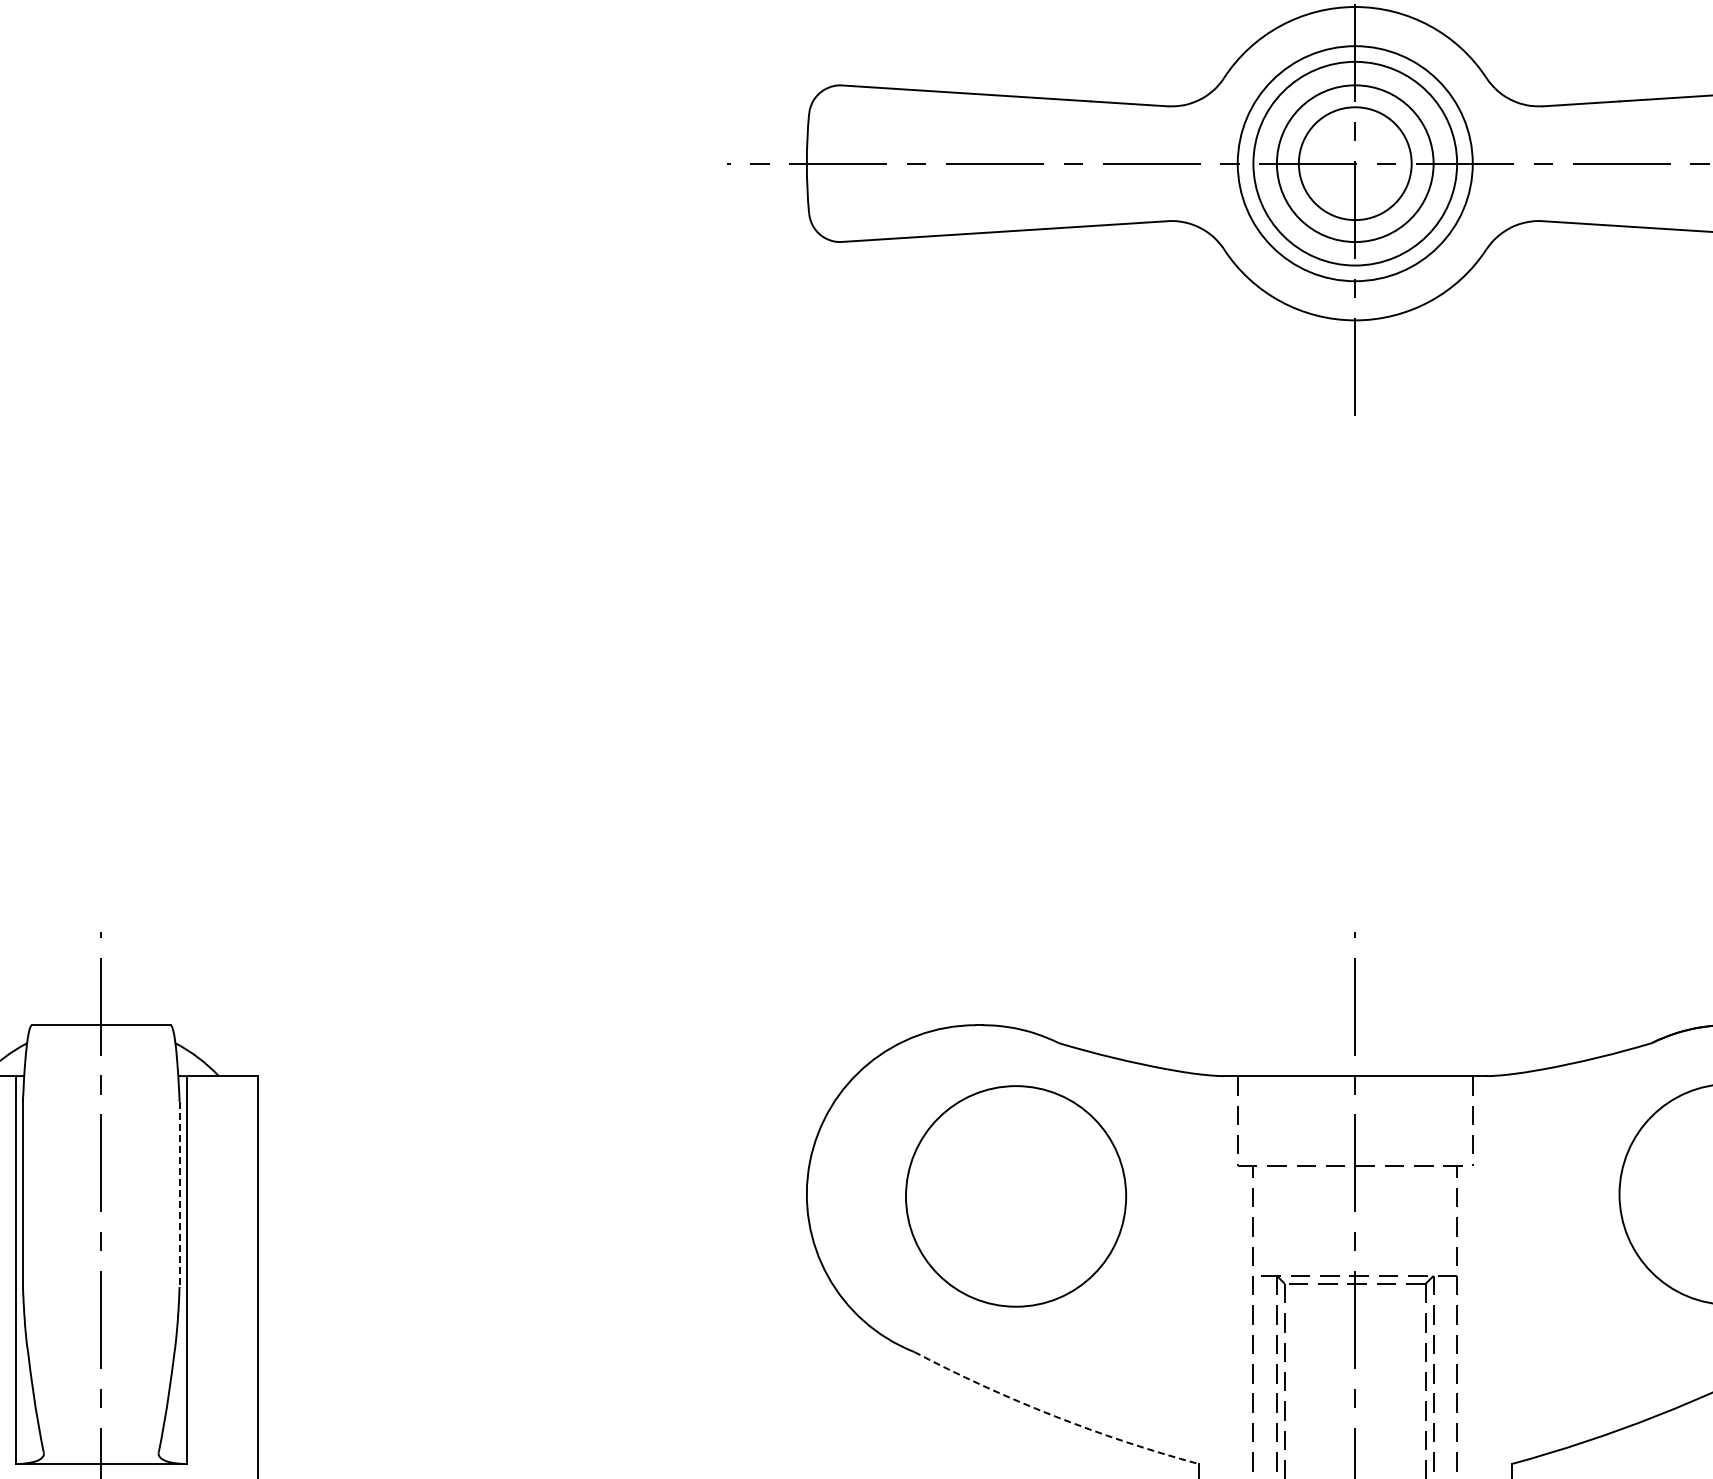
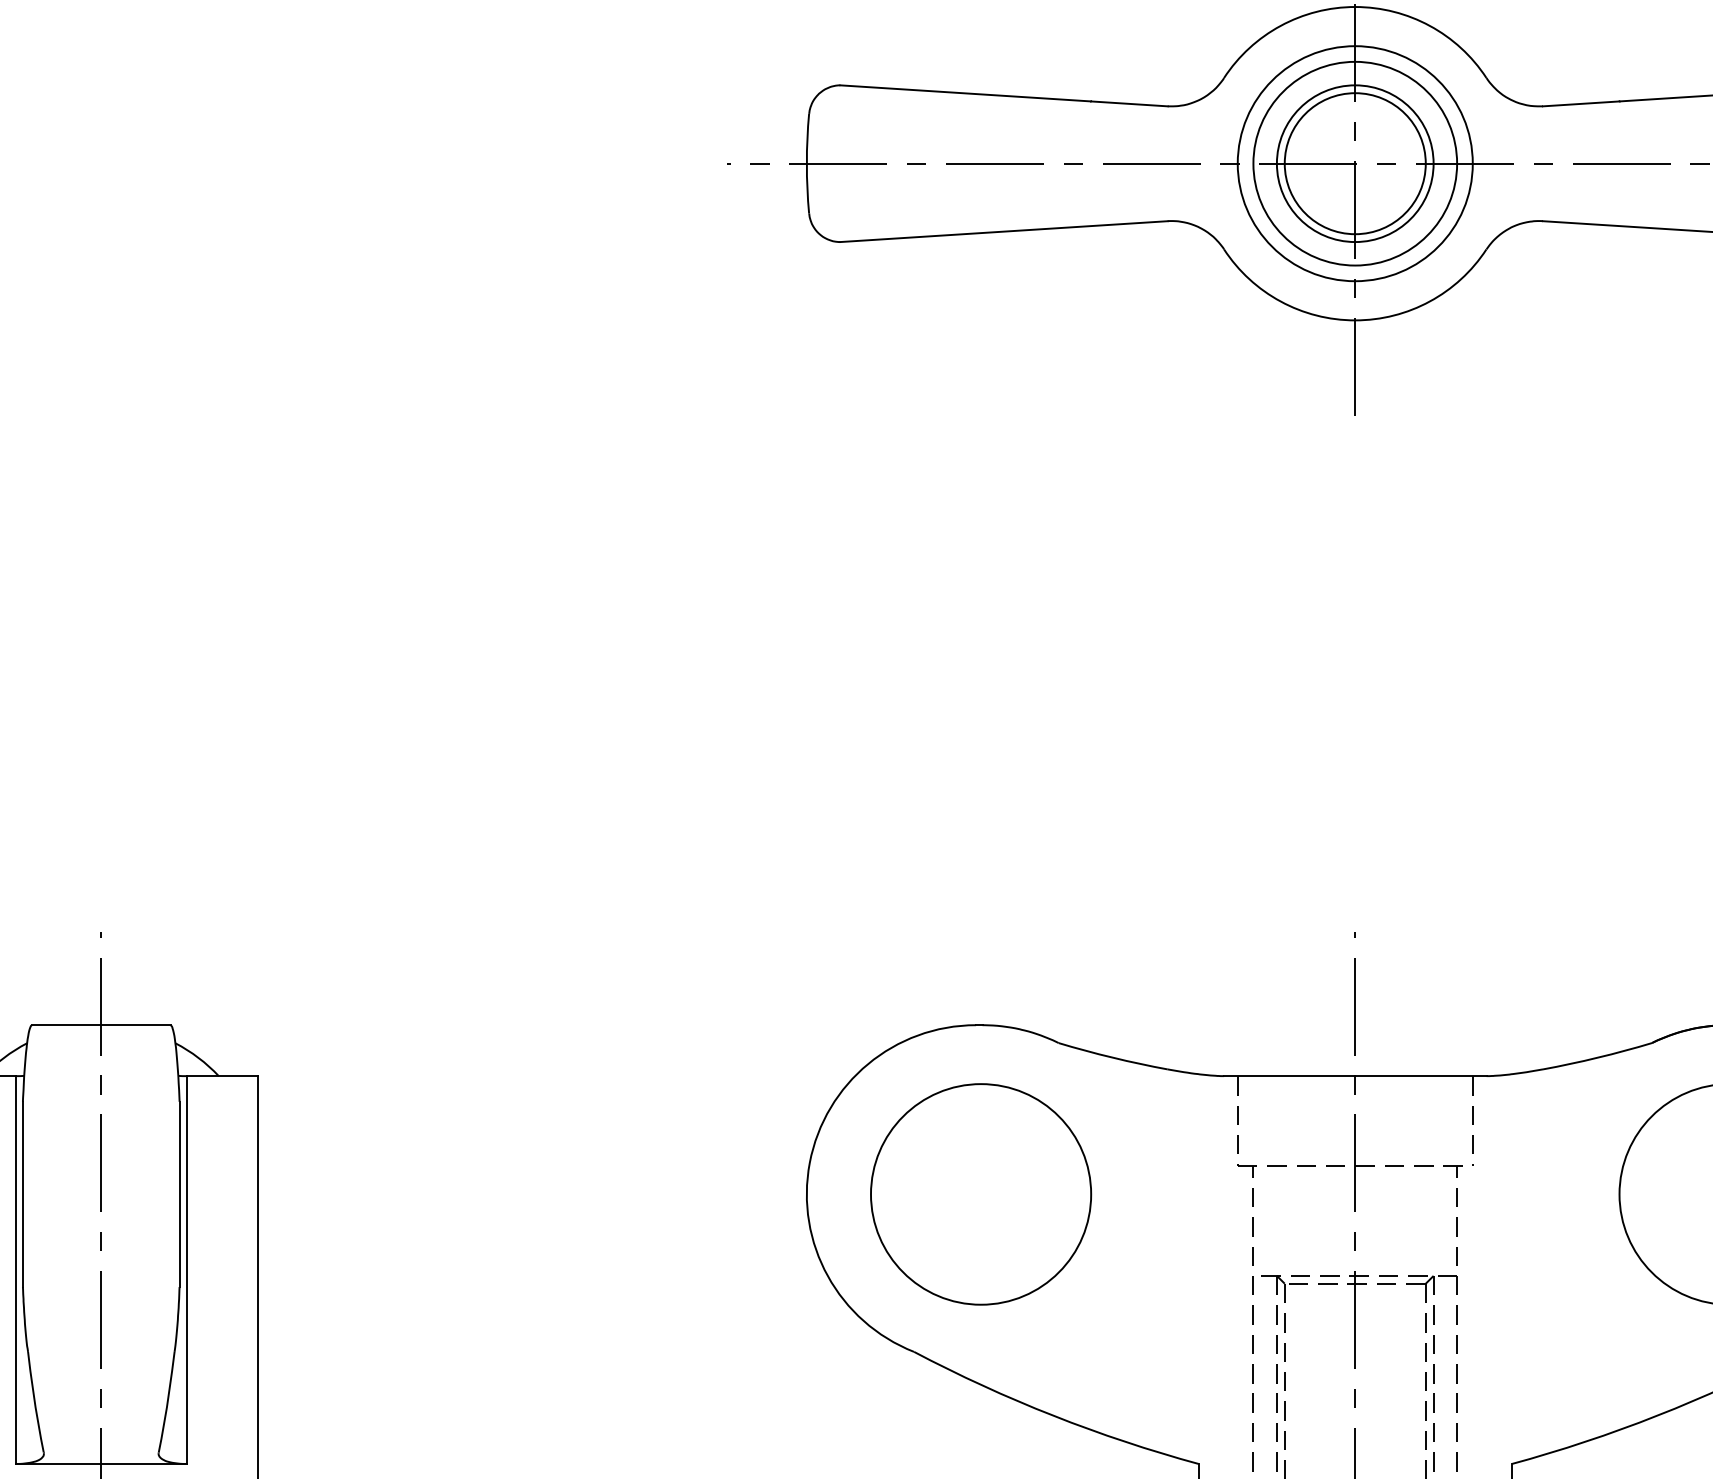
circle diameter: 113 px -> 141 px (1354, 163)
line: dashed -> solid (179, 1194)
part position: (1016, 1196) -> (981, 1194) (981, 1194)
arc: dashed -> solid (1053, 1415)
